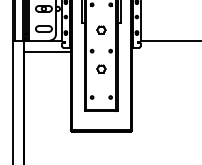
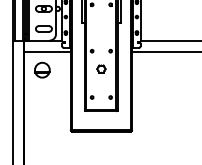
part: present -> none (101, 29)
line: none -> present (165, 51)
part: none -> present (42, 69)
